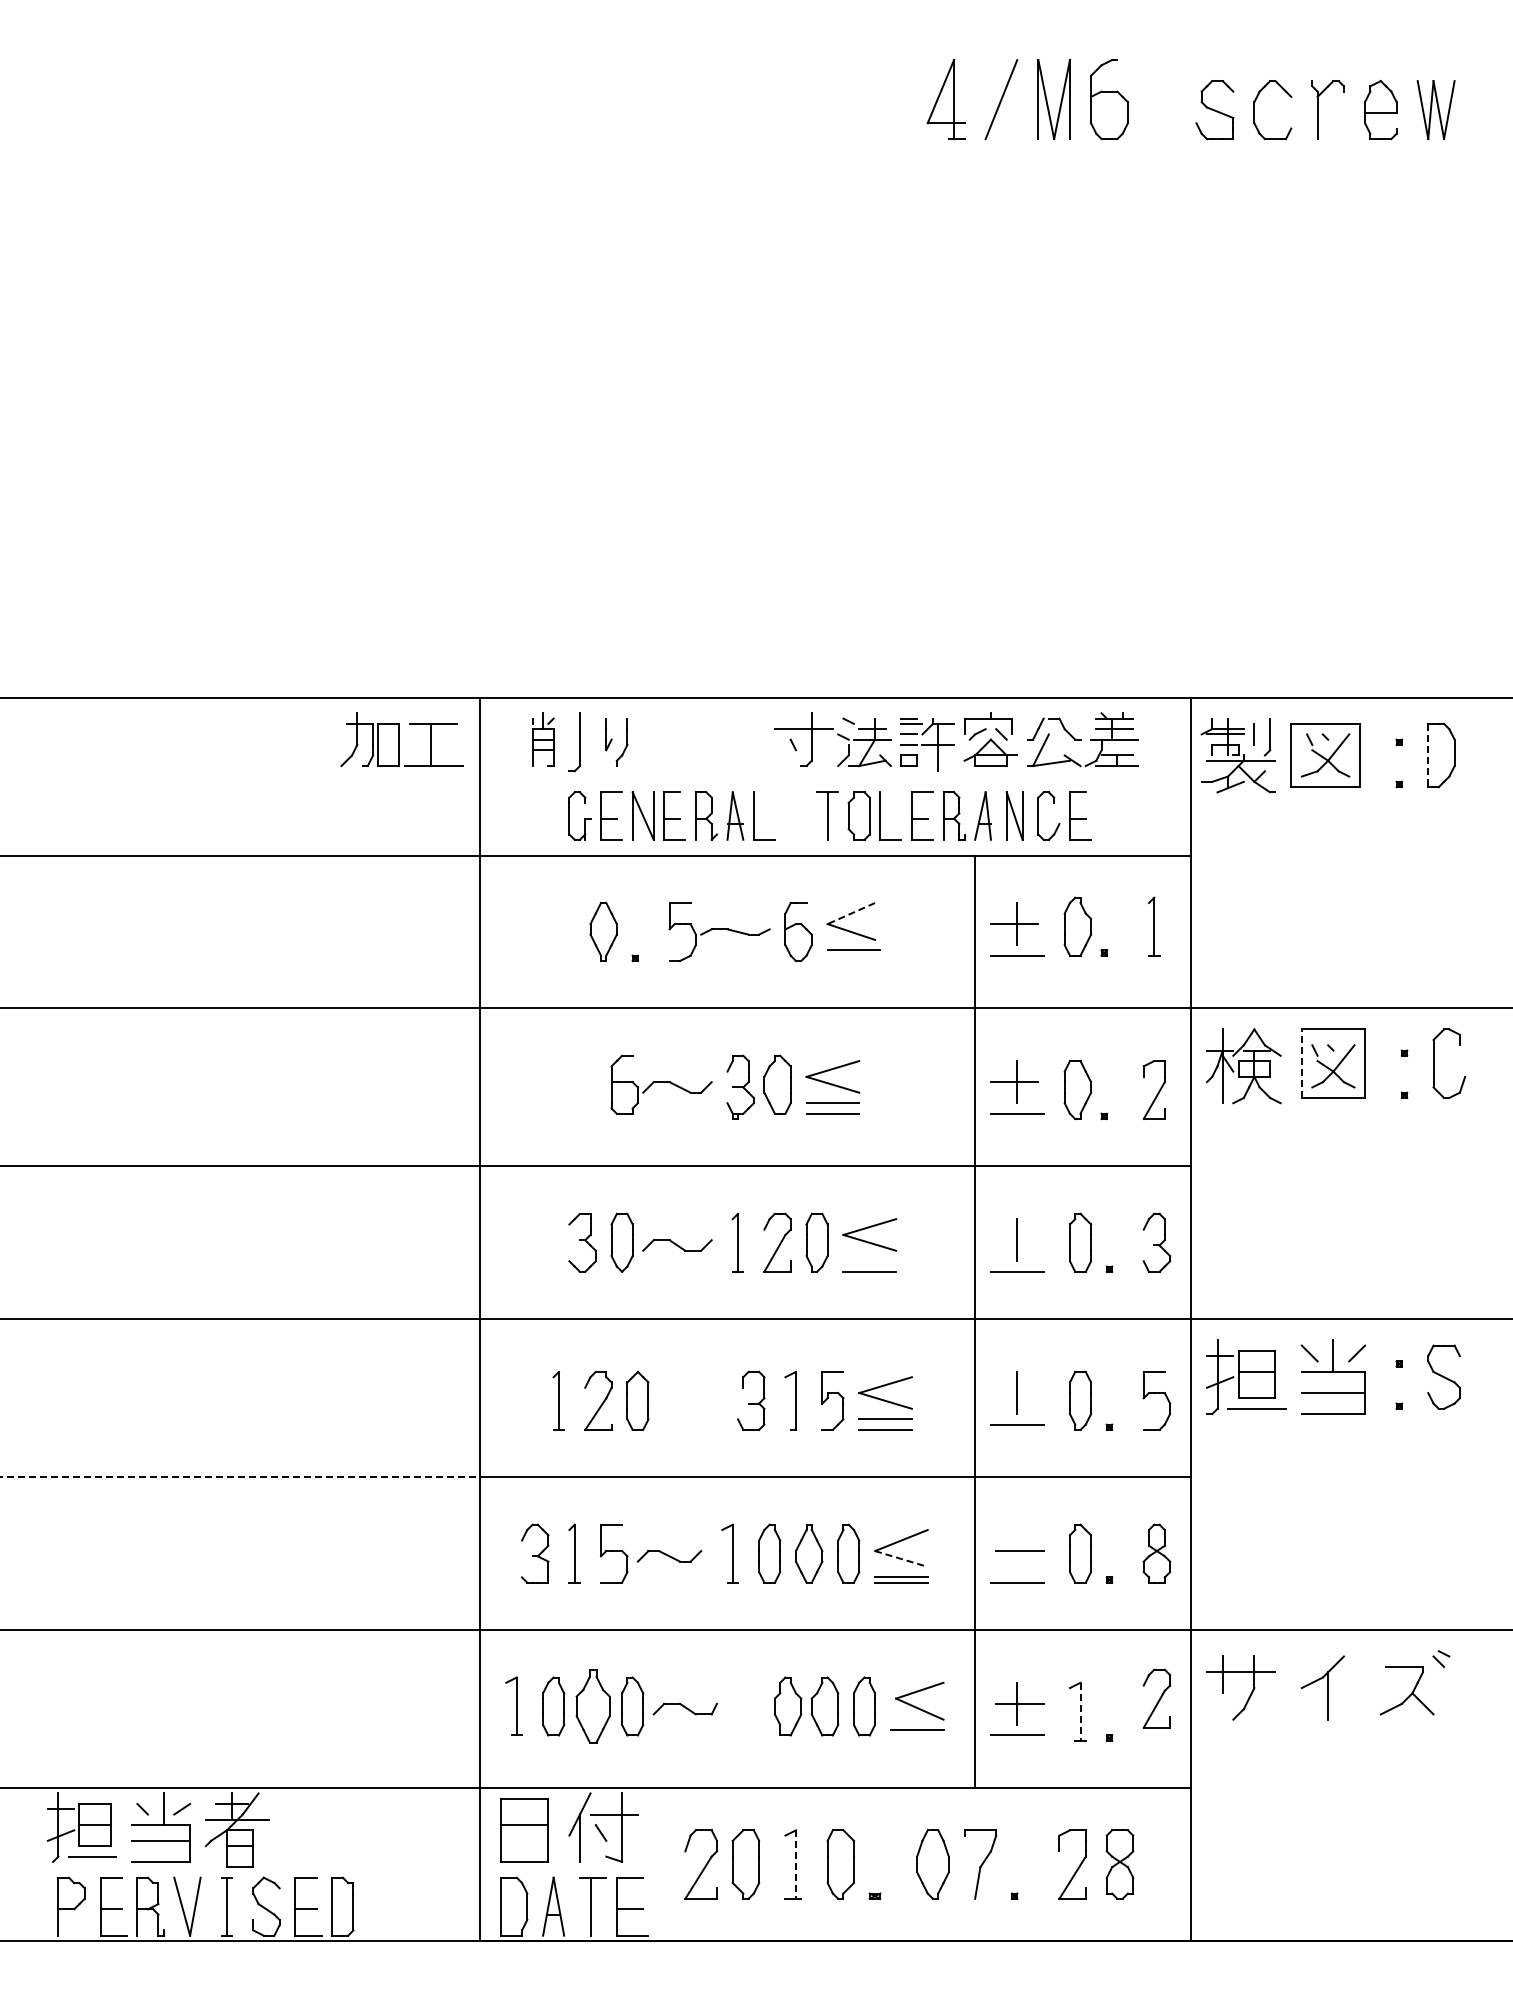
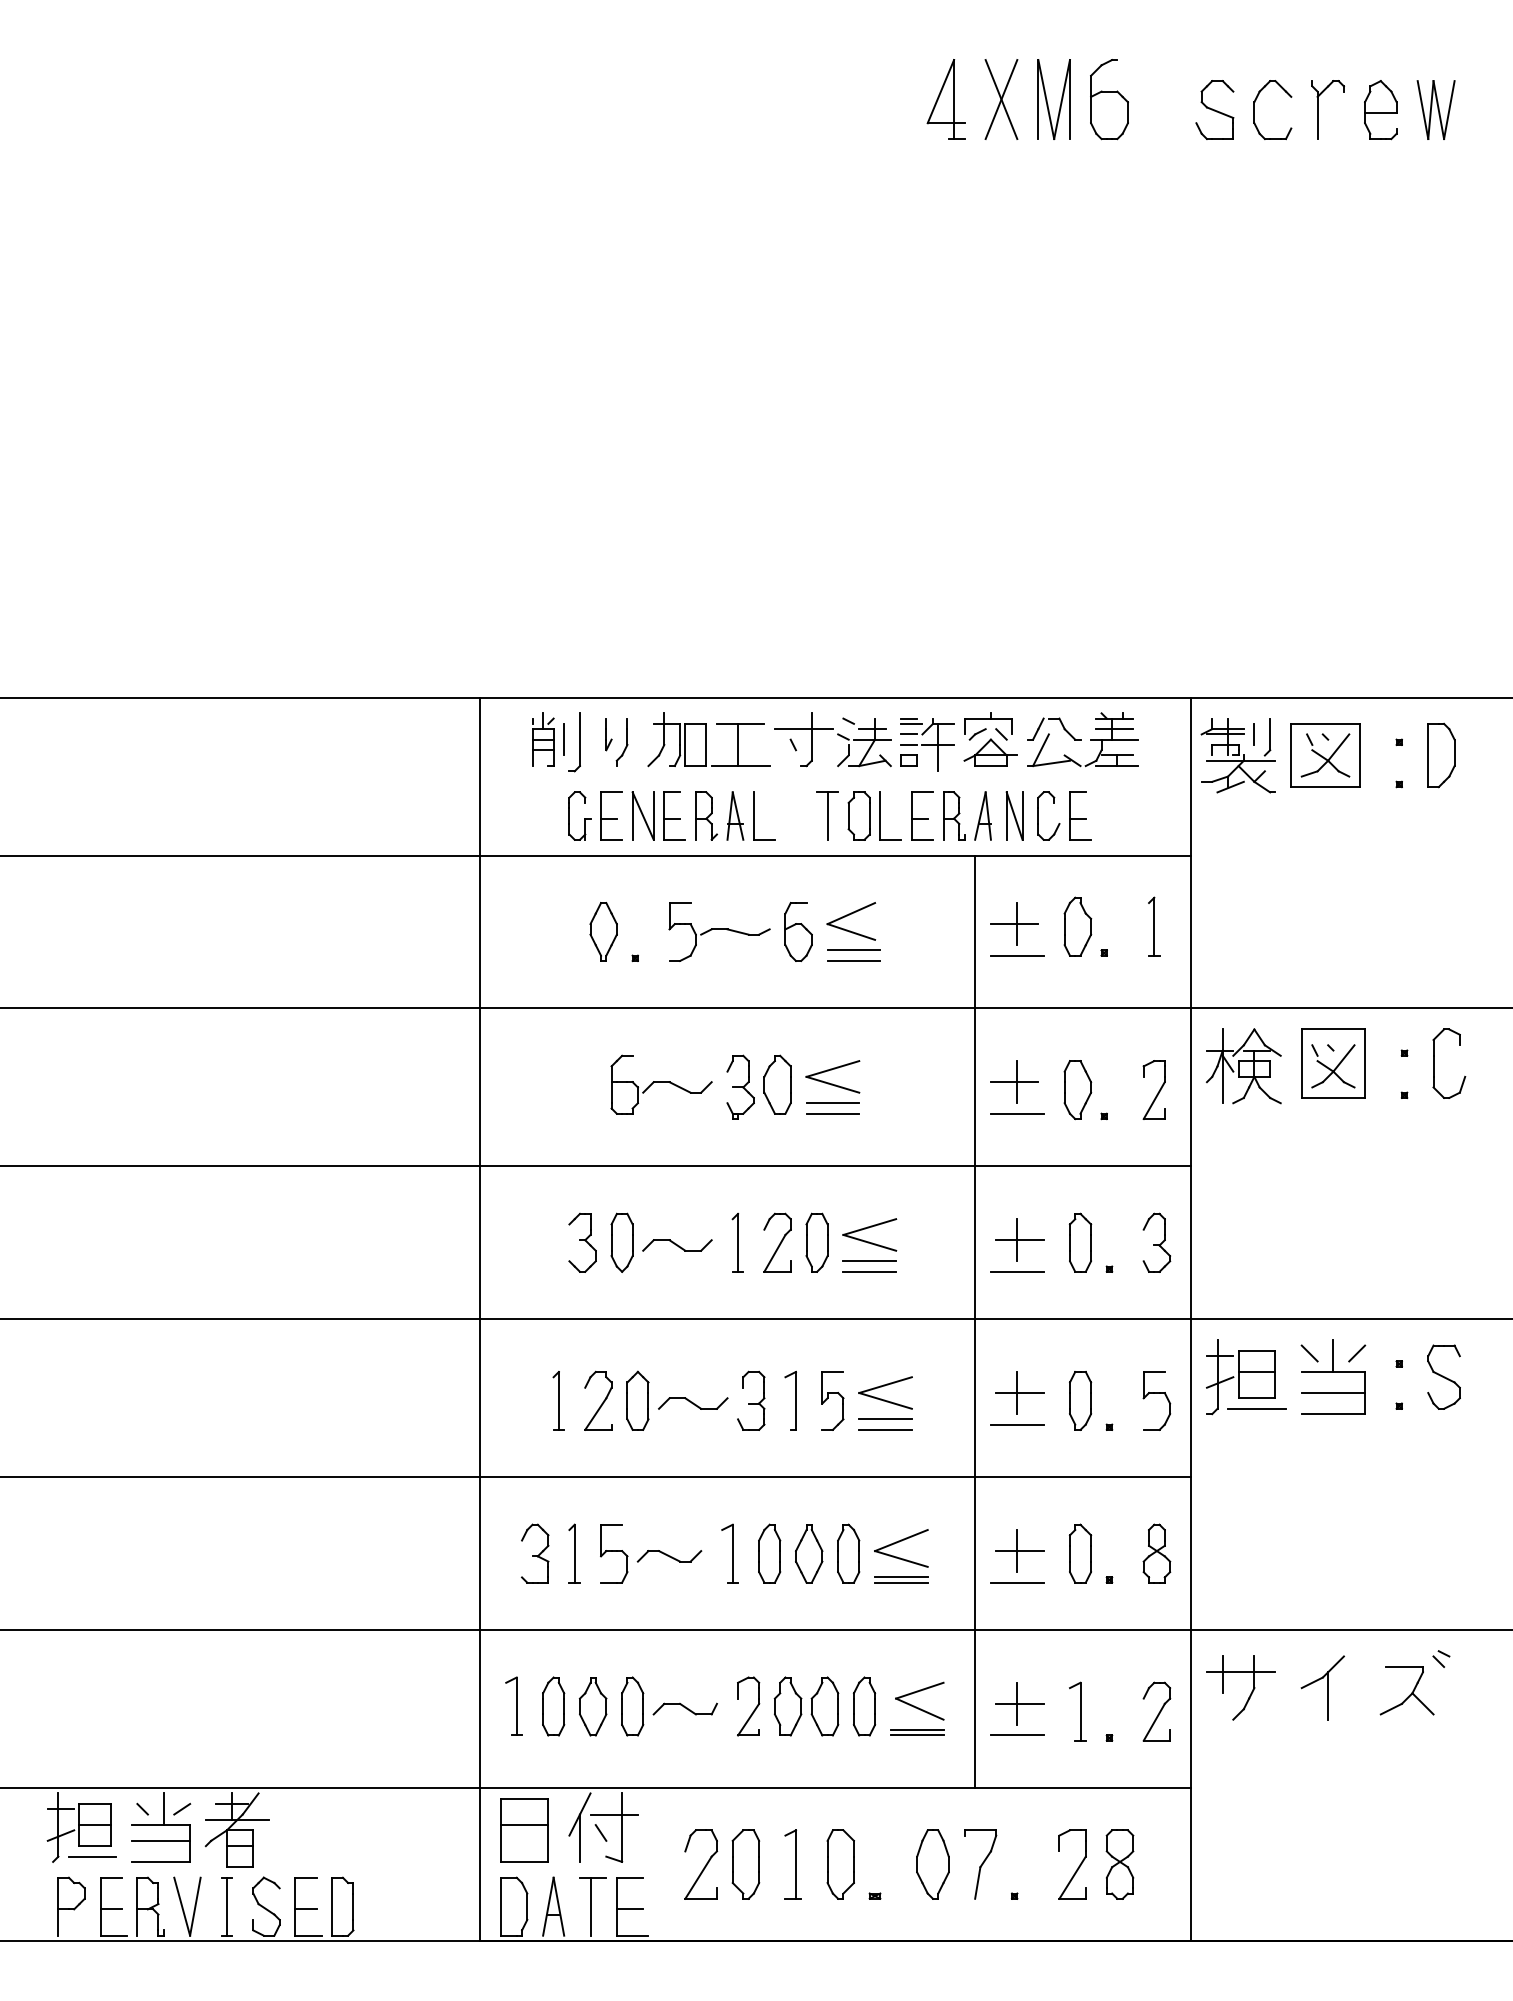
line: none -> present (1001, 99)
part position: (401, 739) -> (708, 739) (708, 739)
line: none -> present (564, 739)
line: dashed -> solid (1428, 755)
line: dashed -> solid (851, 913)
line: none -> present (853, 960)
line: dashed -> solid (1301, 1063)
line: none -> present (1019, 1240)
line: none -> present (869, 1261)
line: none -> present (1019, 1393)
part: none -> present (693, 1403)
line: dashed -> solid (240, 1477)
line: none -> present (1017, 1551)
line: dashed -> solid (901, 1558)
part position: (1156, 1698) -> (1156, 1711) (1156, 1711)
part size: 36x75 px -> 30x60 px (592, 1706)
part: none -> present (754, 1708)
line: dashed -> solid (1080, 1711)
line: none -> present (916, 1735)
line: dashed -> solid (796, 1865)
